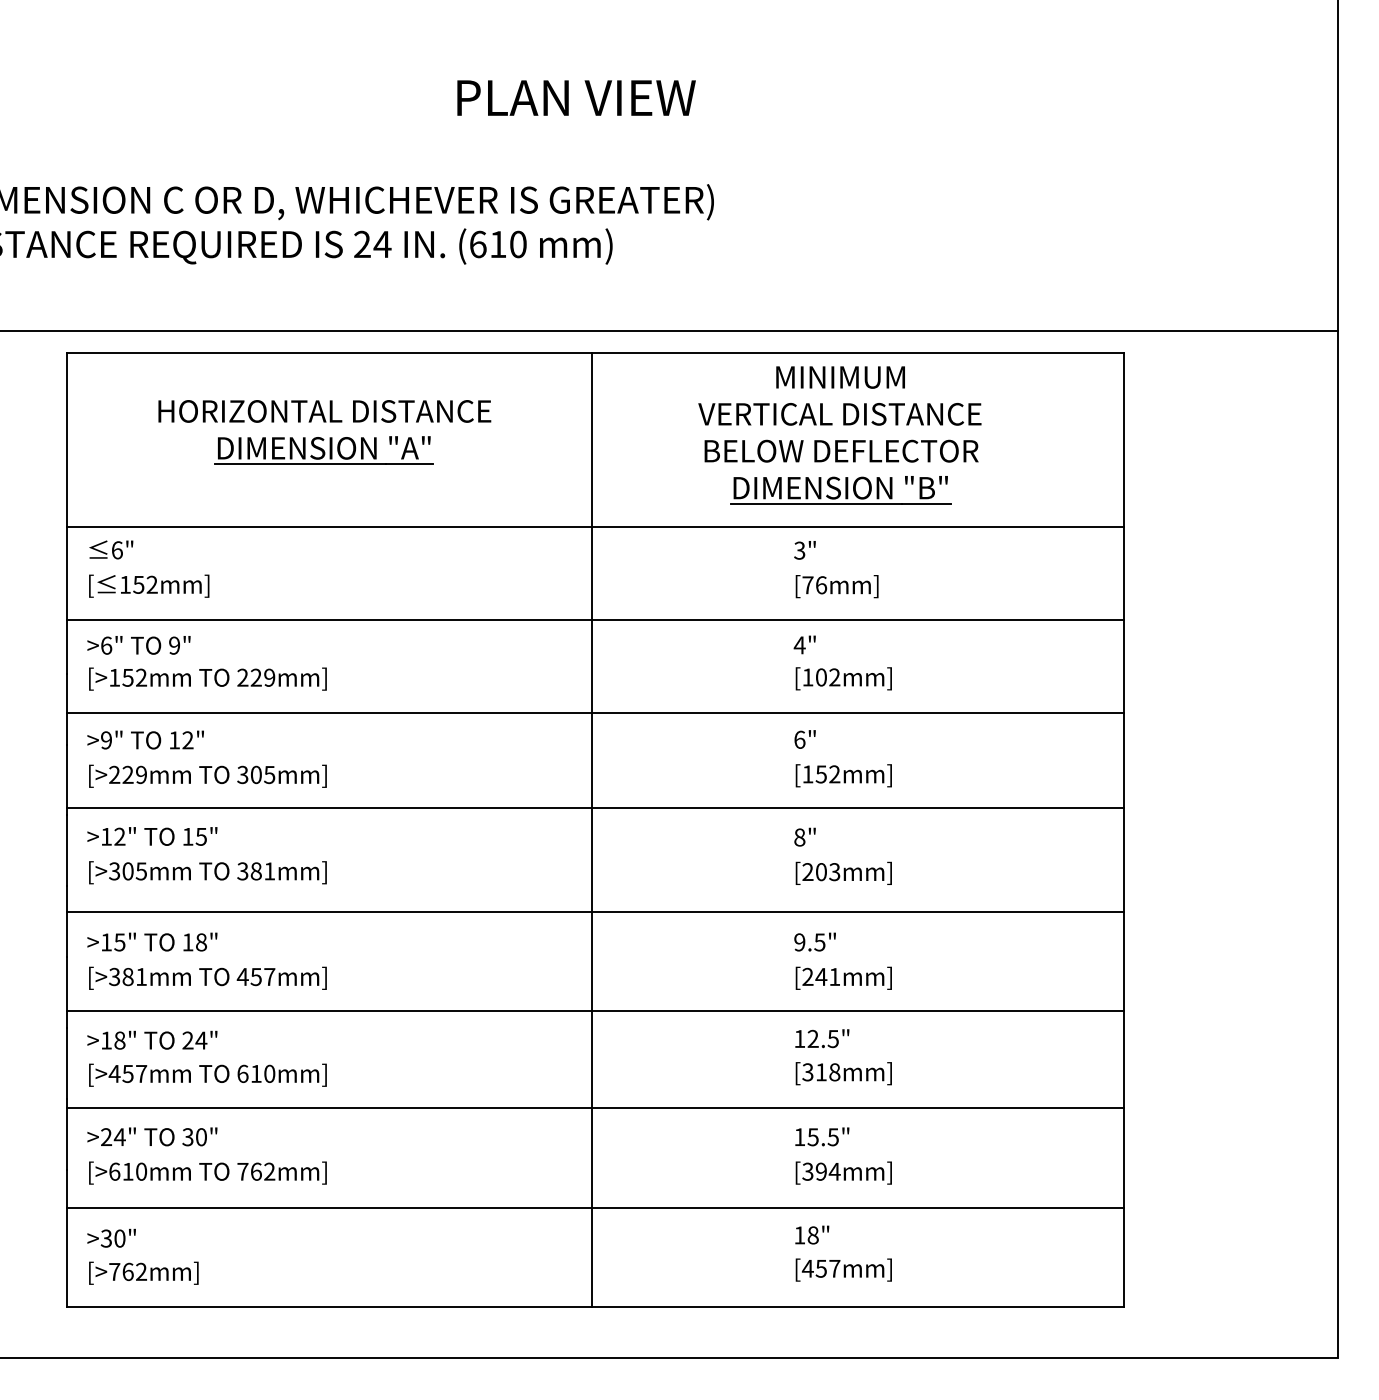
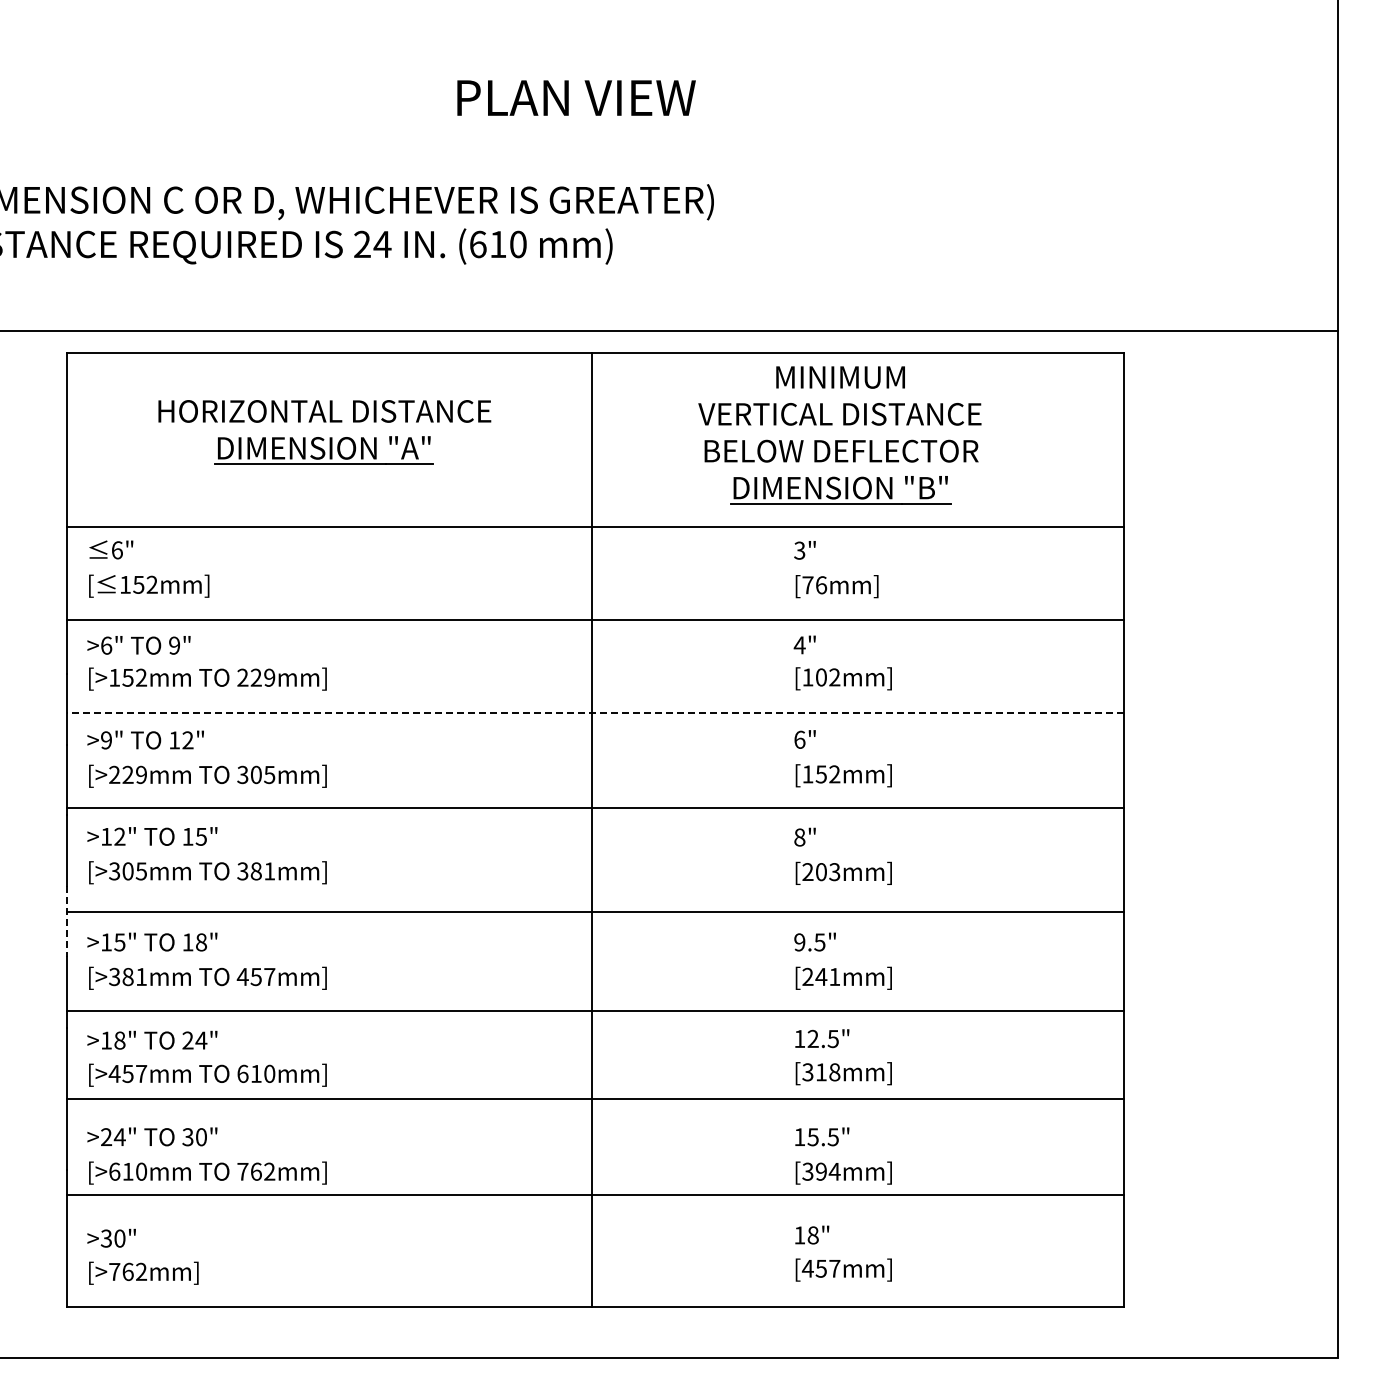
line: solid -> dashed (595, 713)
line: solid -> dashed (66, 922)
line position: (594, 1107) -> (594, 1098) (594, 1098)
line position: (594, 1208) -> (594, 1195) (594, 1195)
